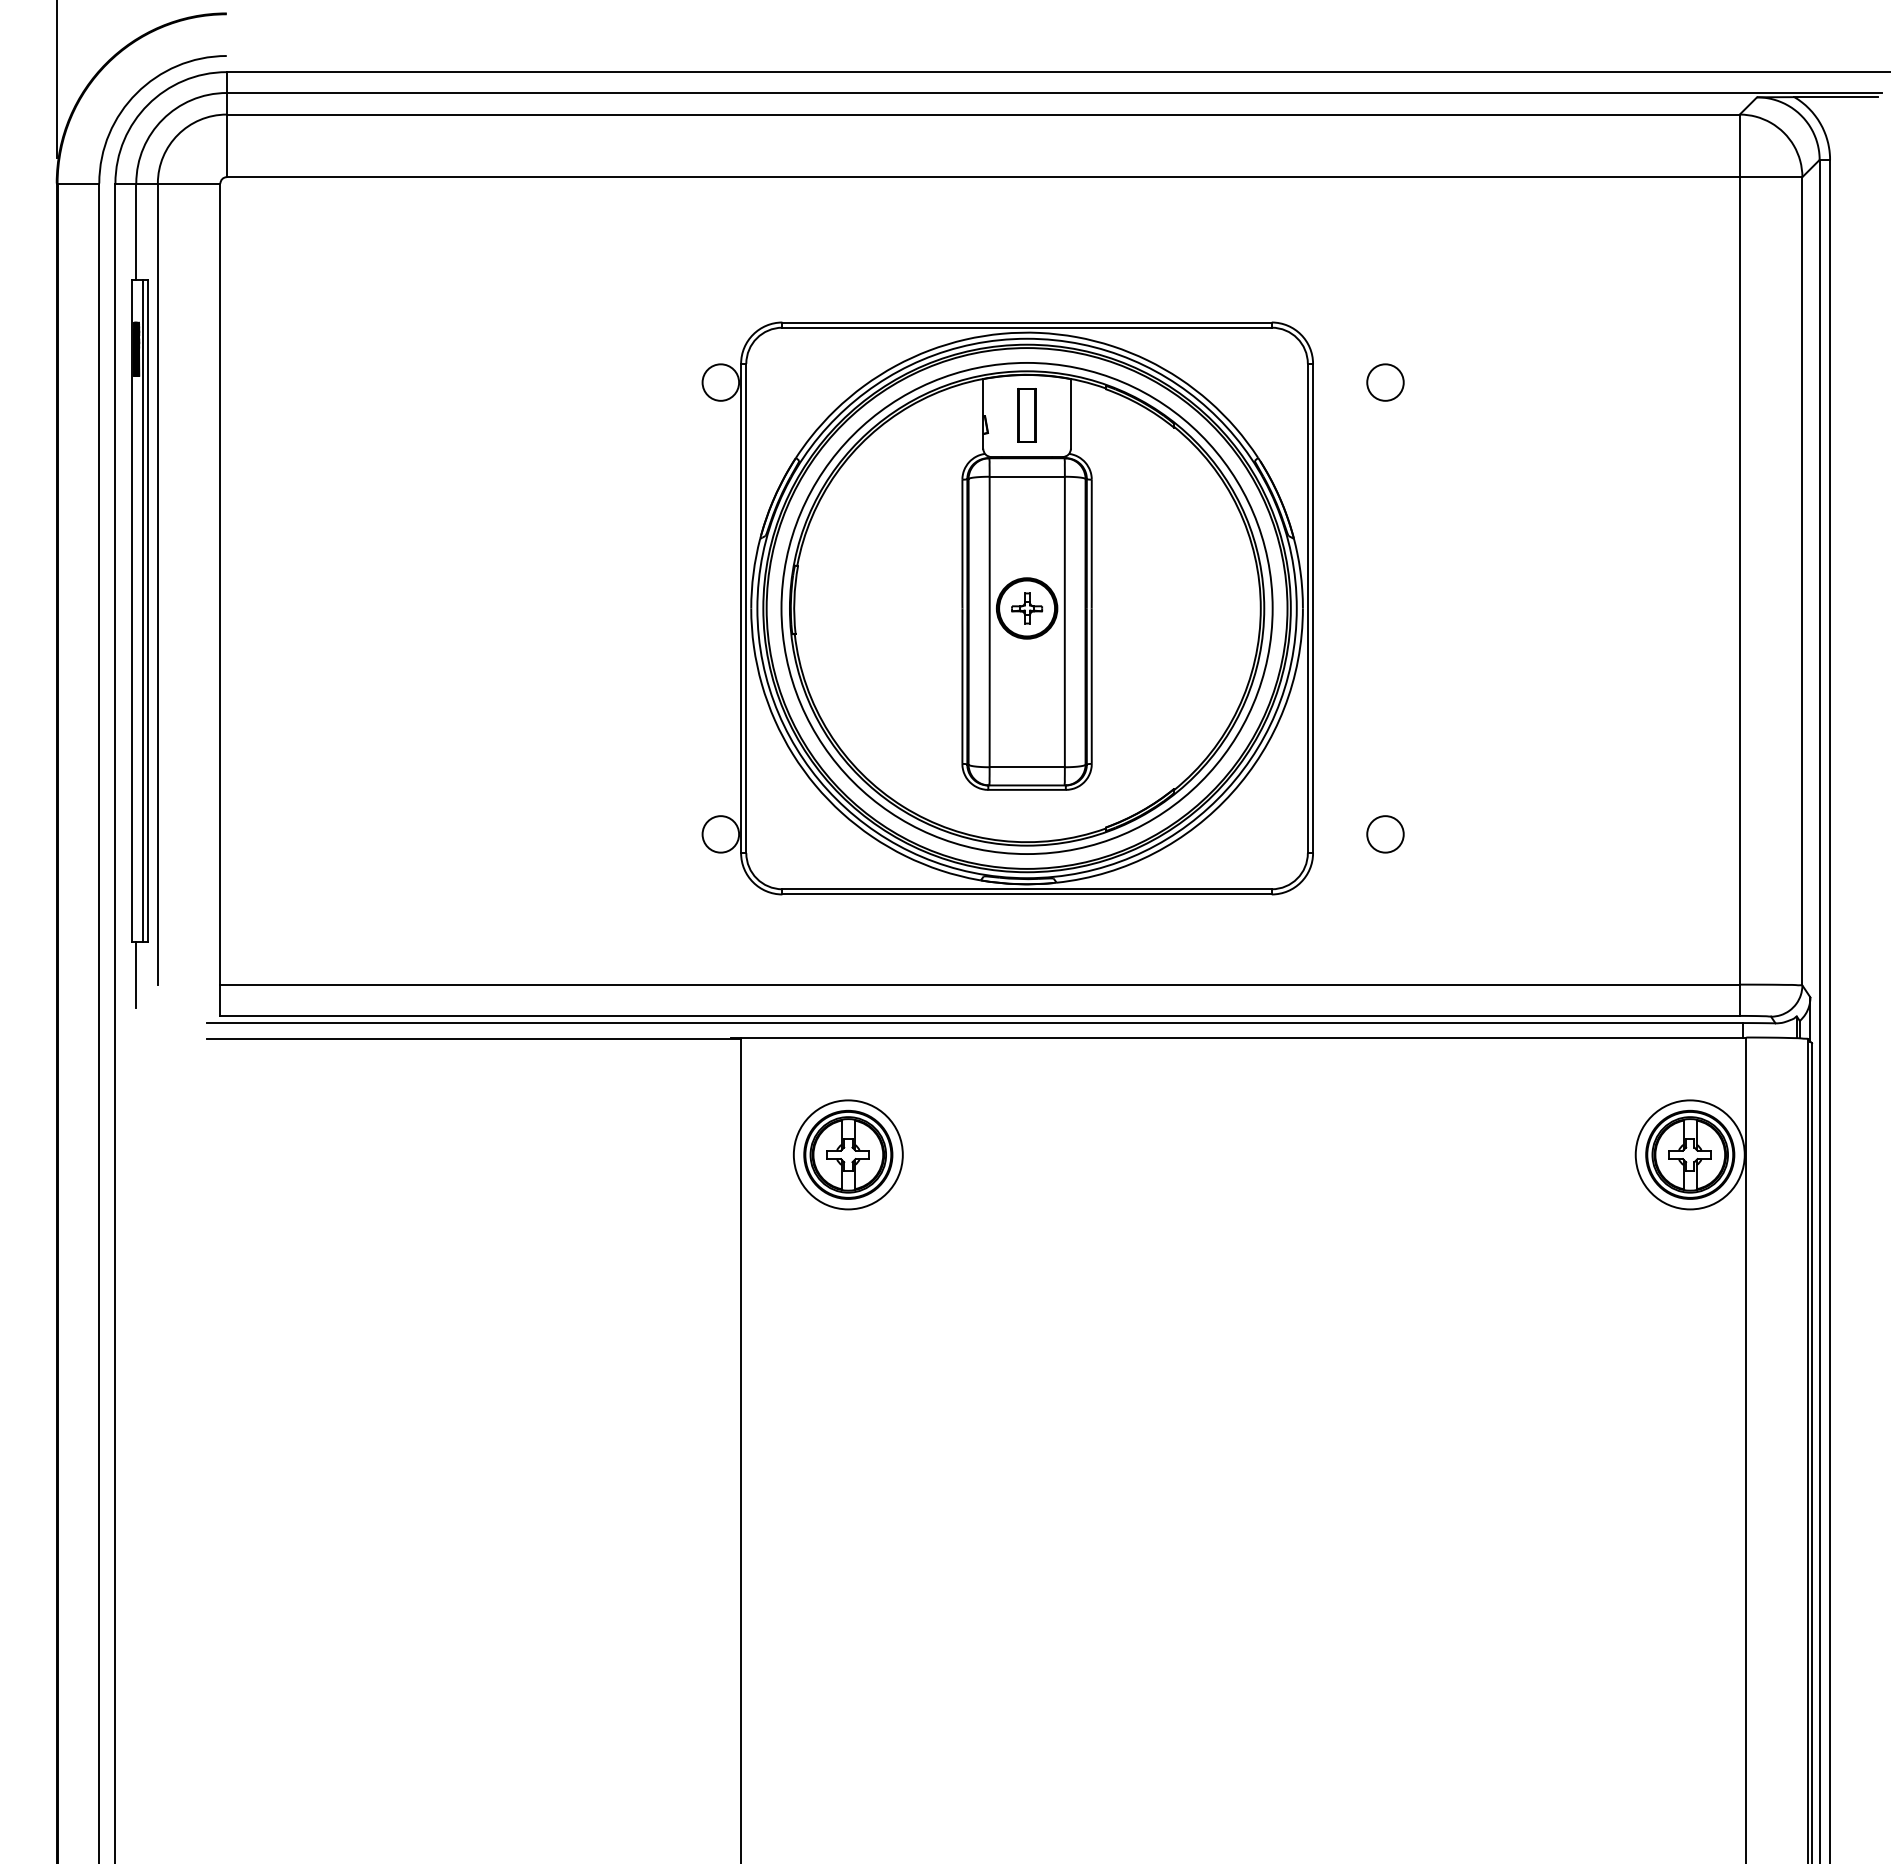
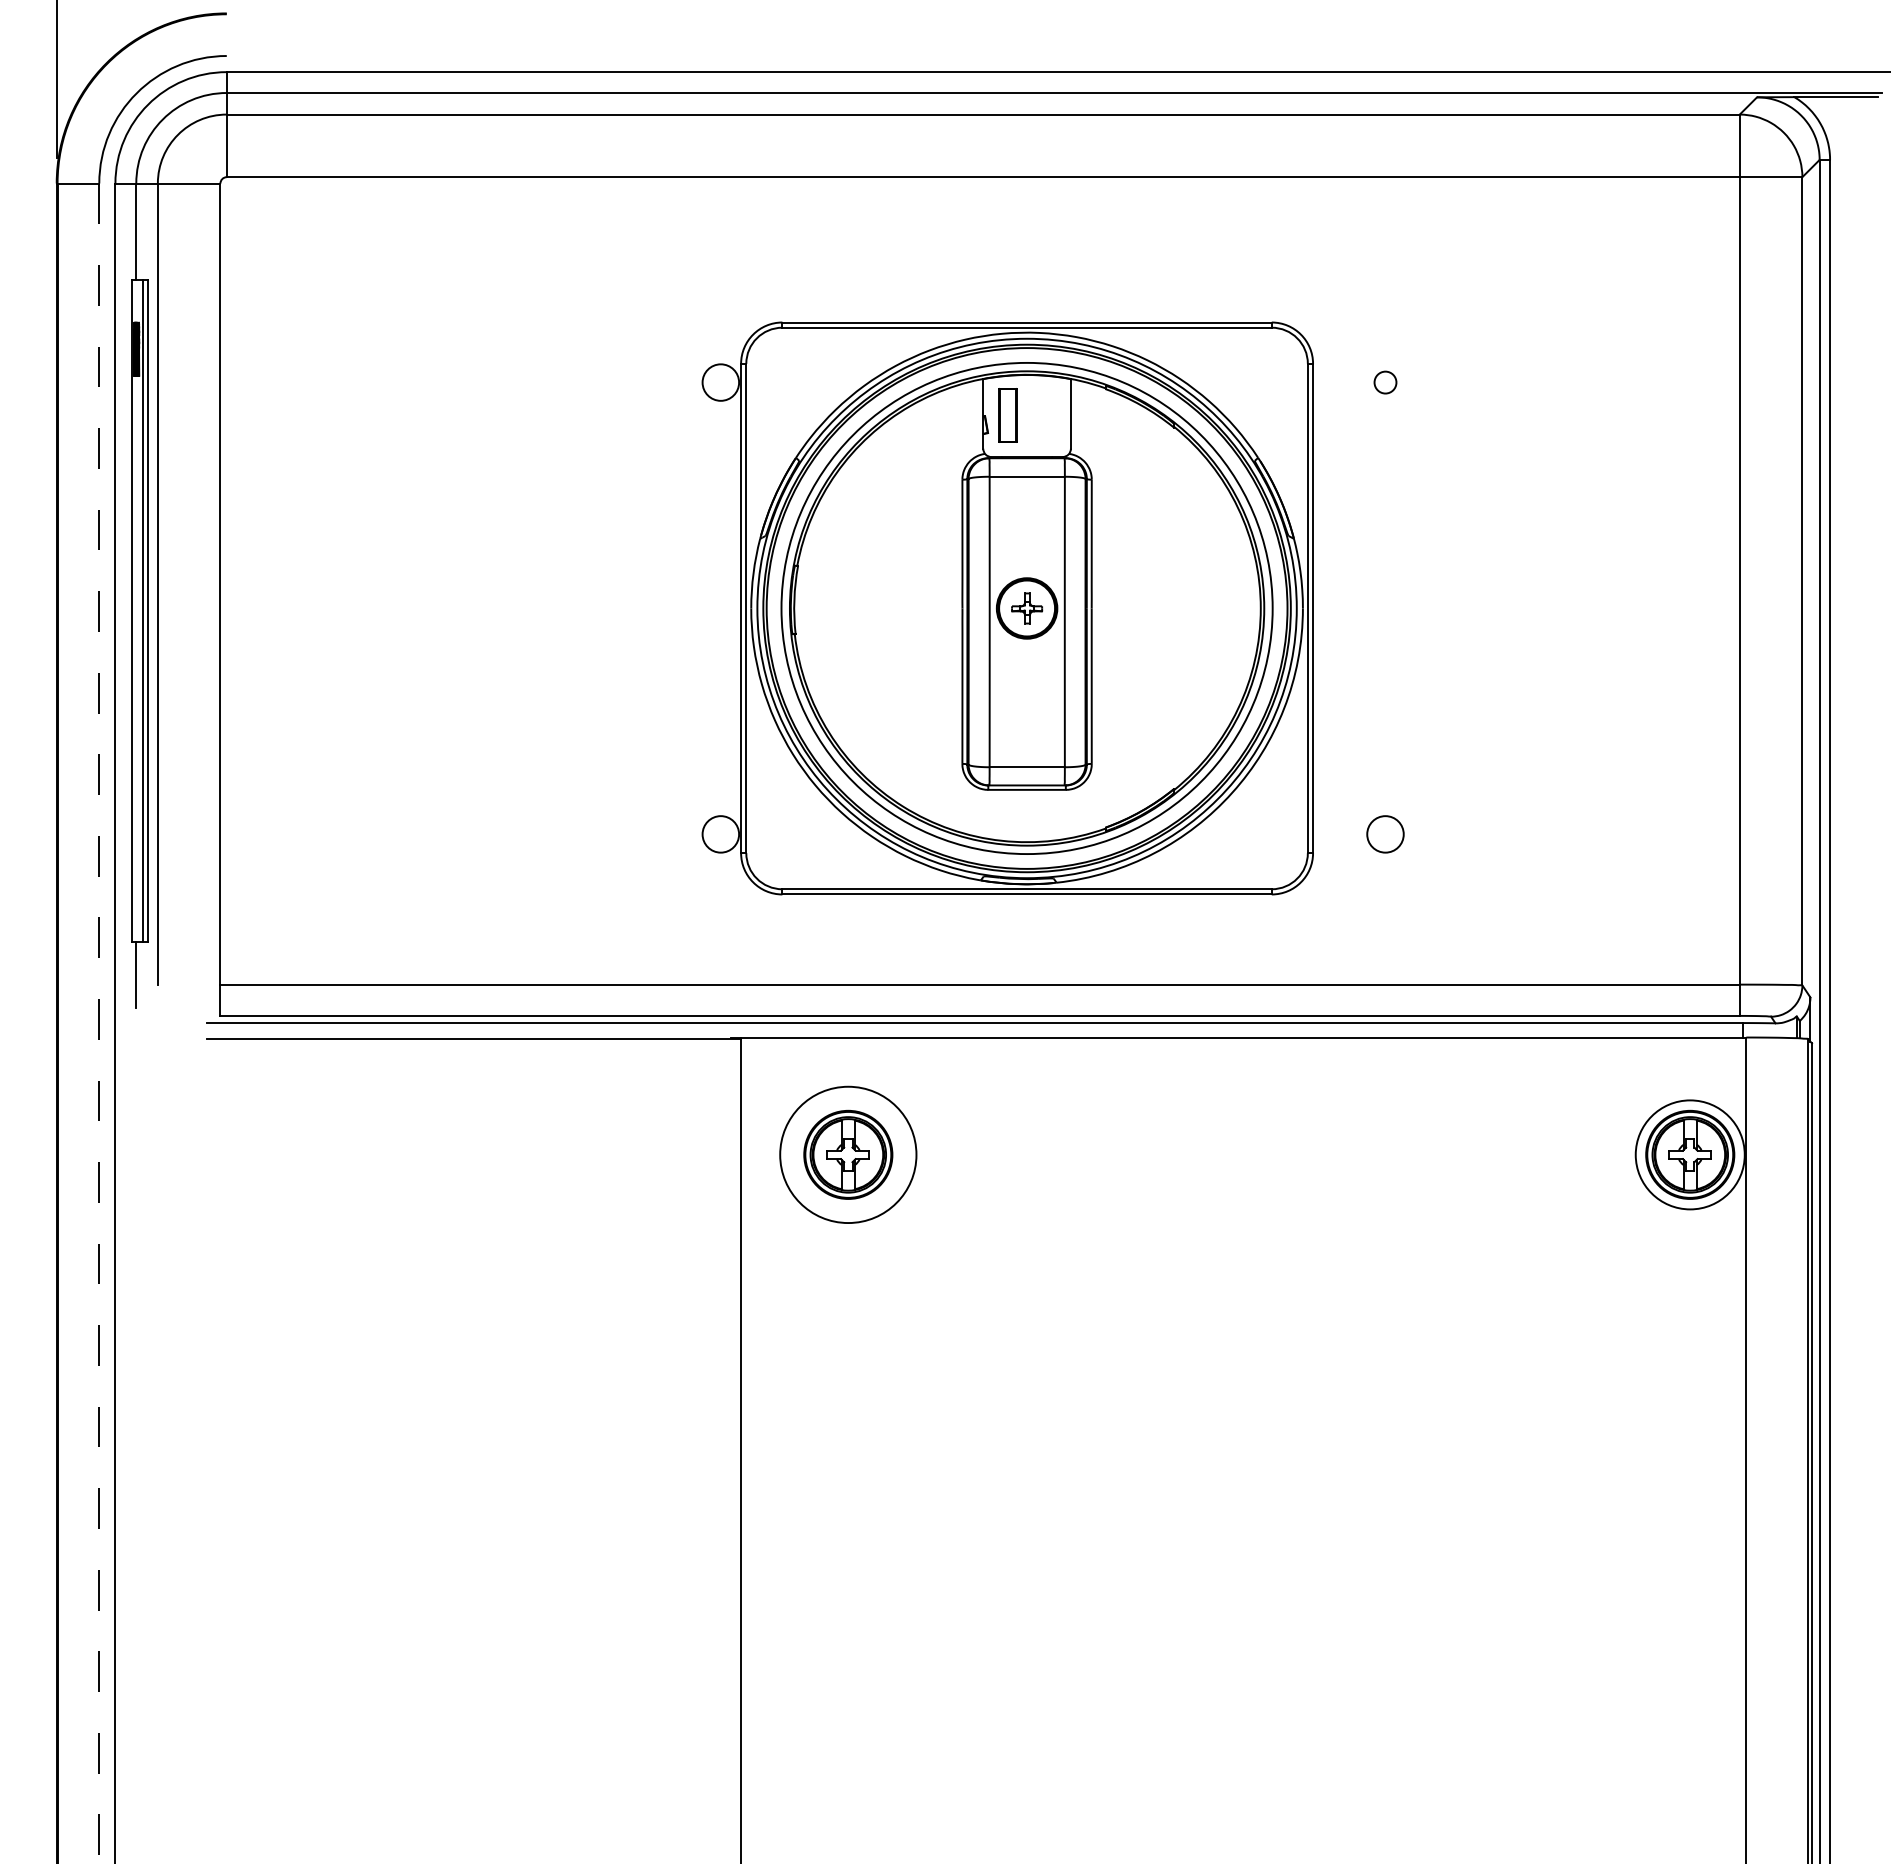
circle diameter: 37 px -> 22 px (1385, 382)
part position: (1026, 415) -> (1007, 415) (1007, 415)
line: solid -> dashed (99, 1024)
circle diameter: 109 px -> 136 px (848, 1154)
